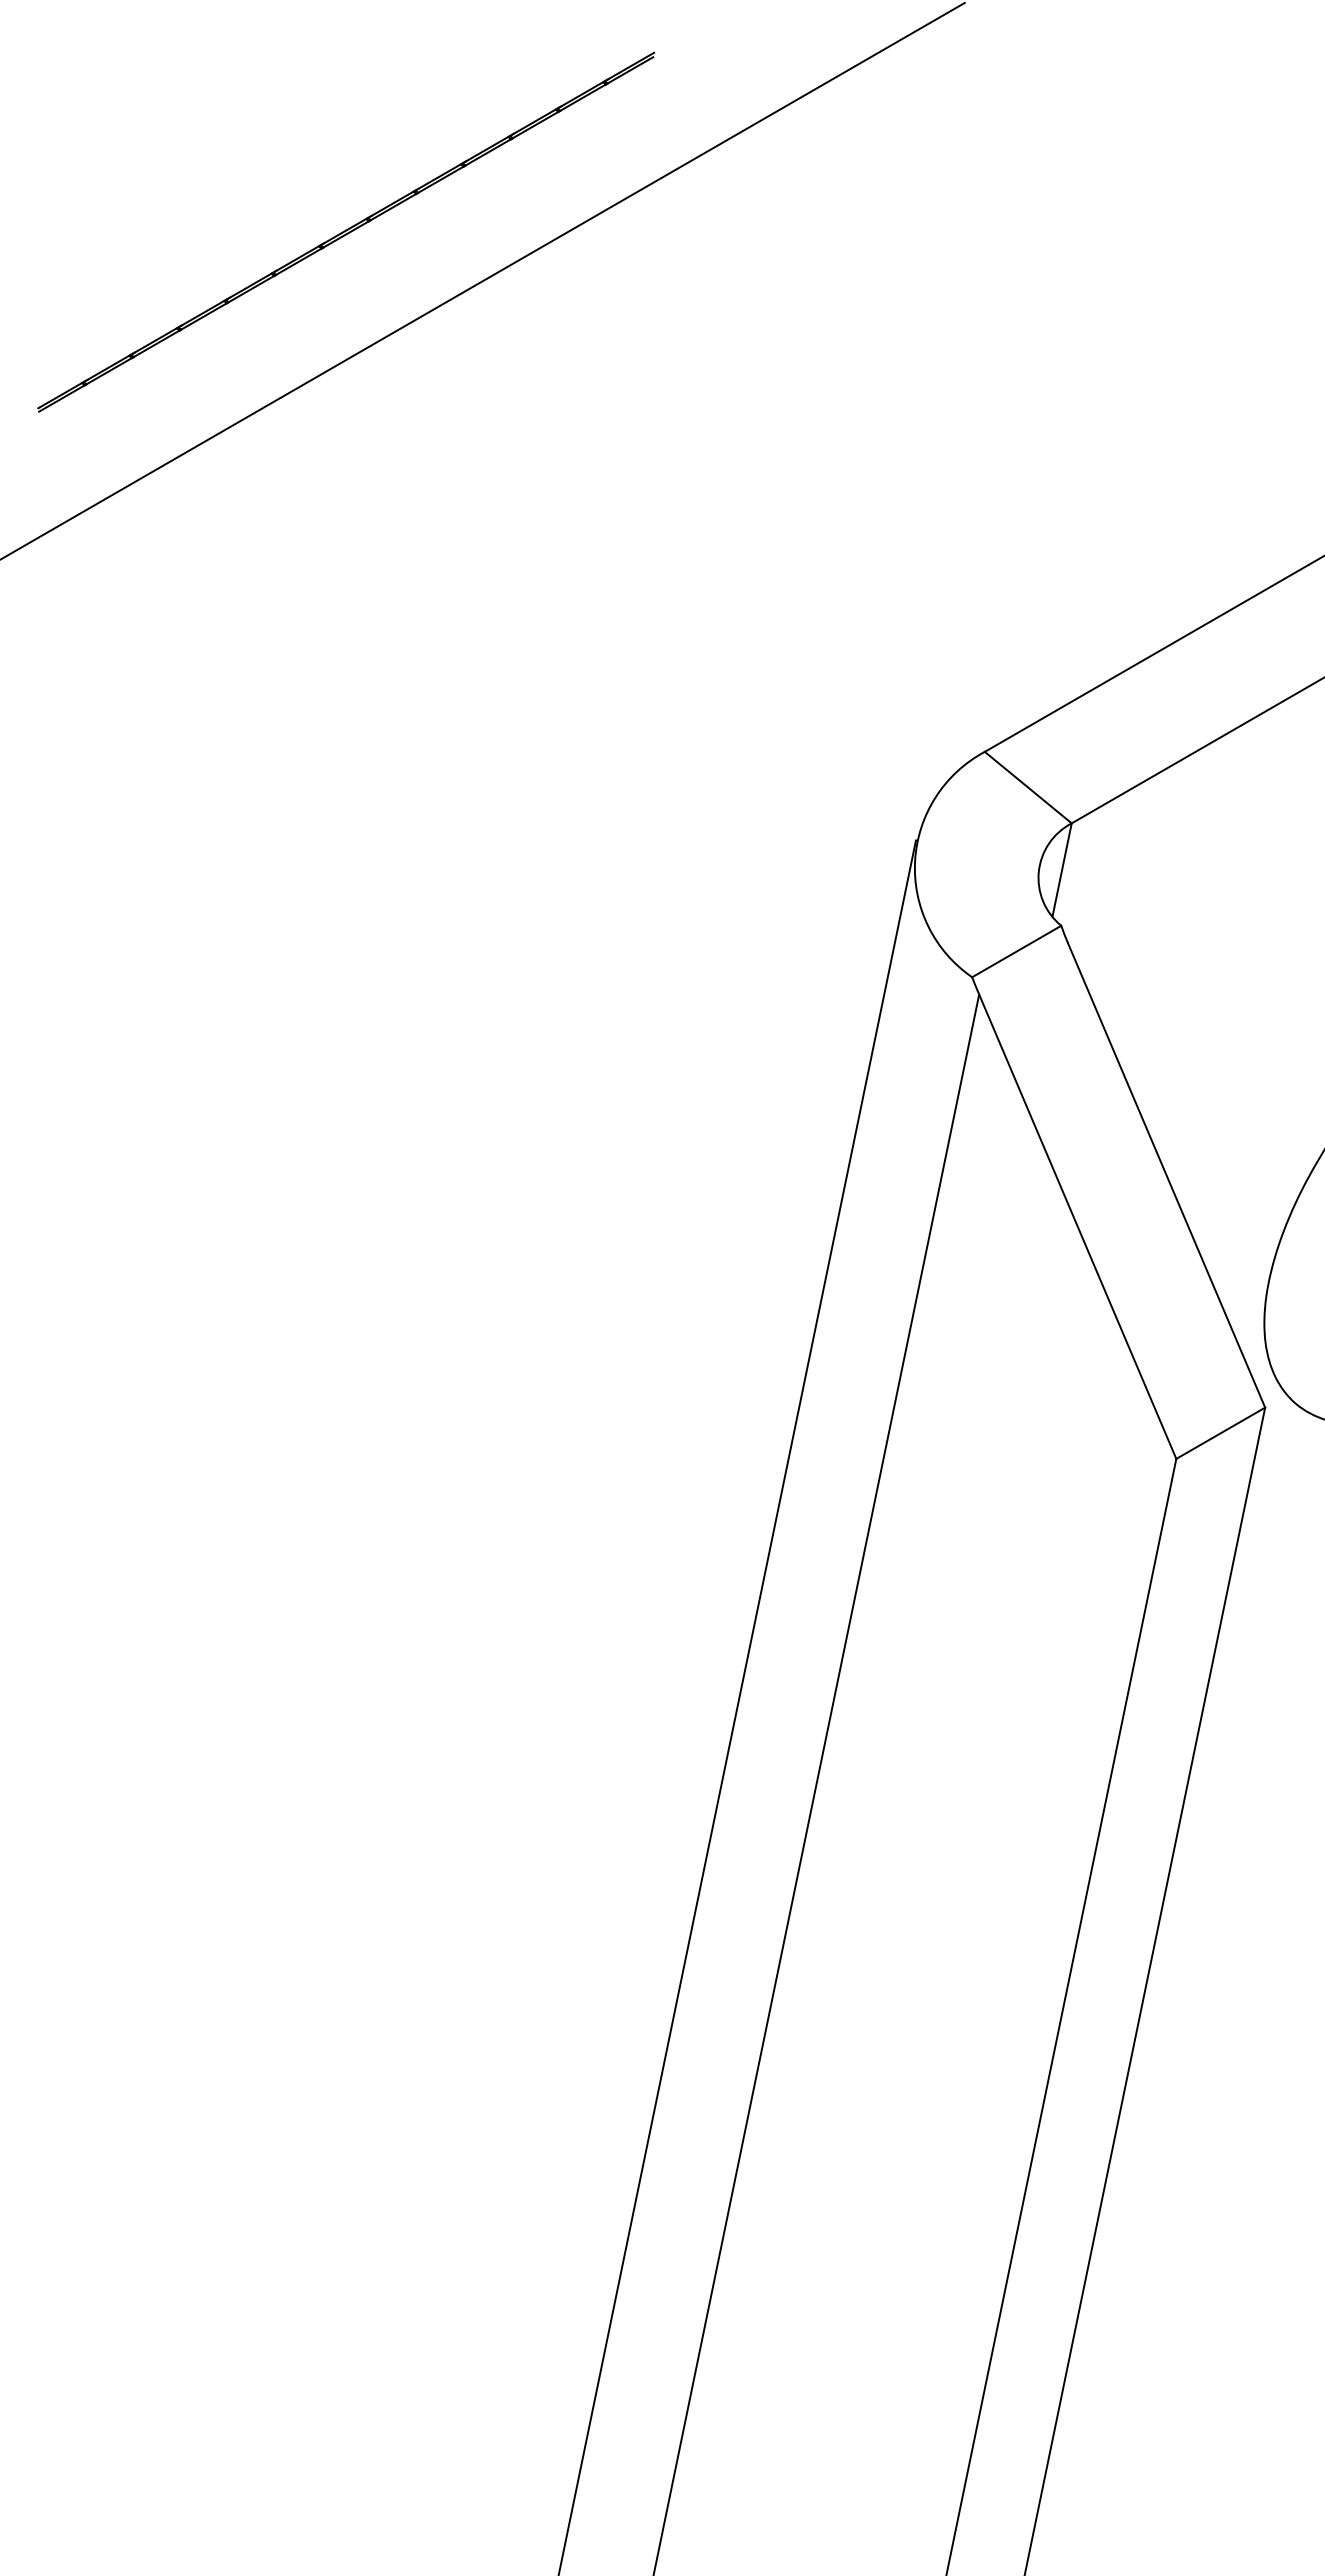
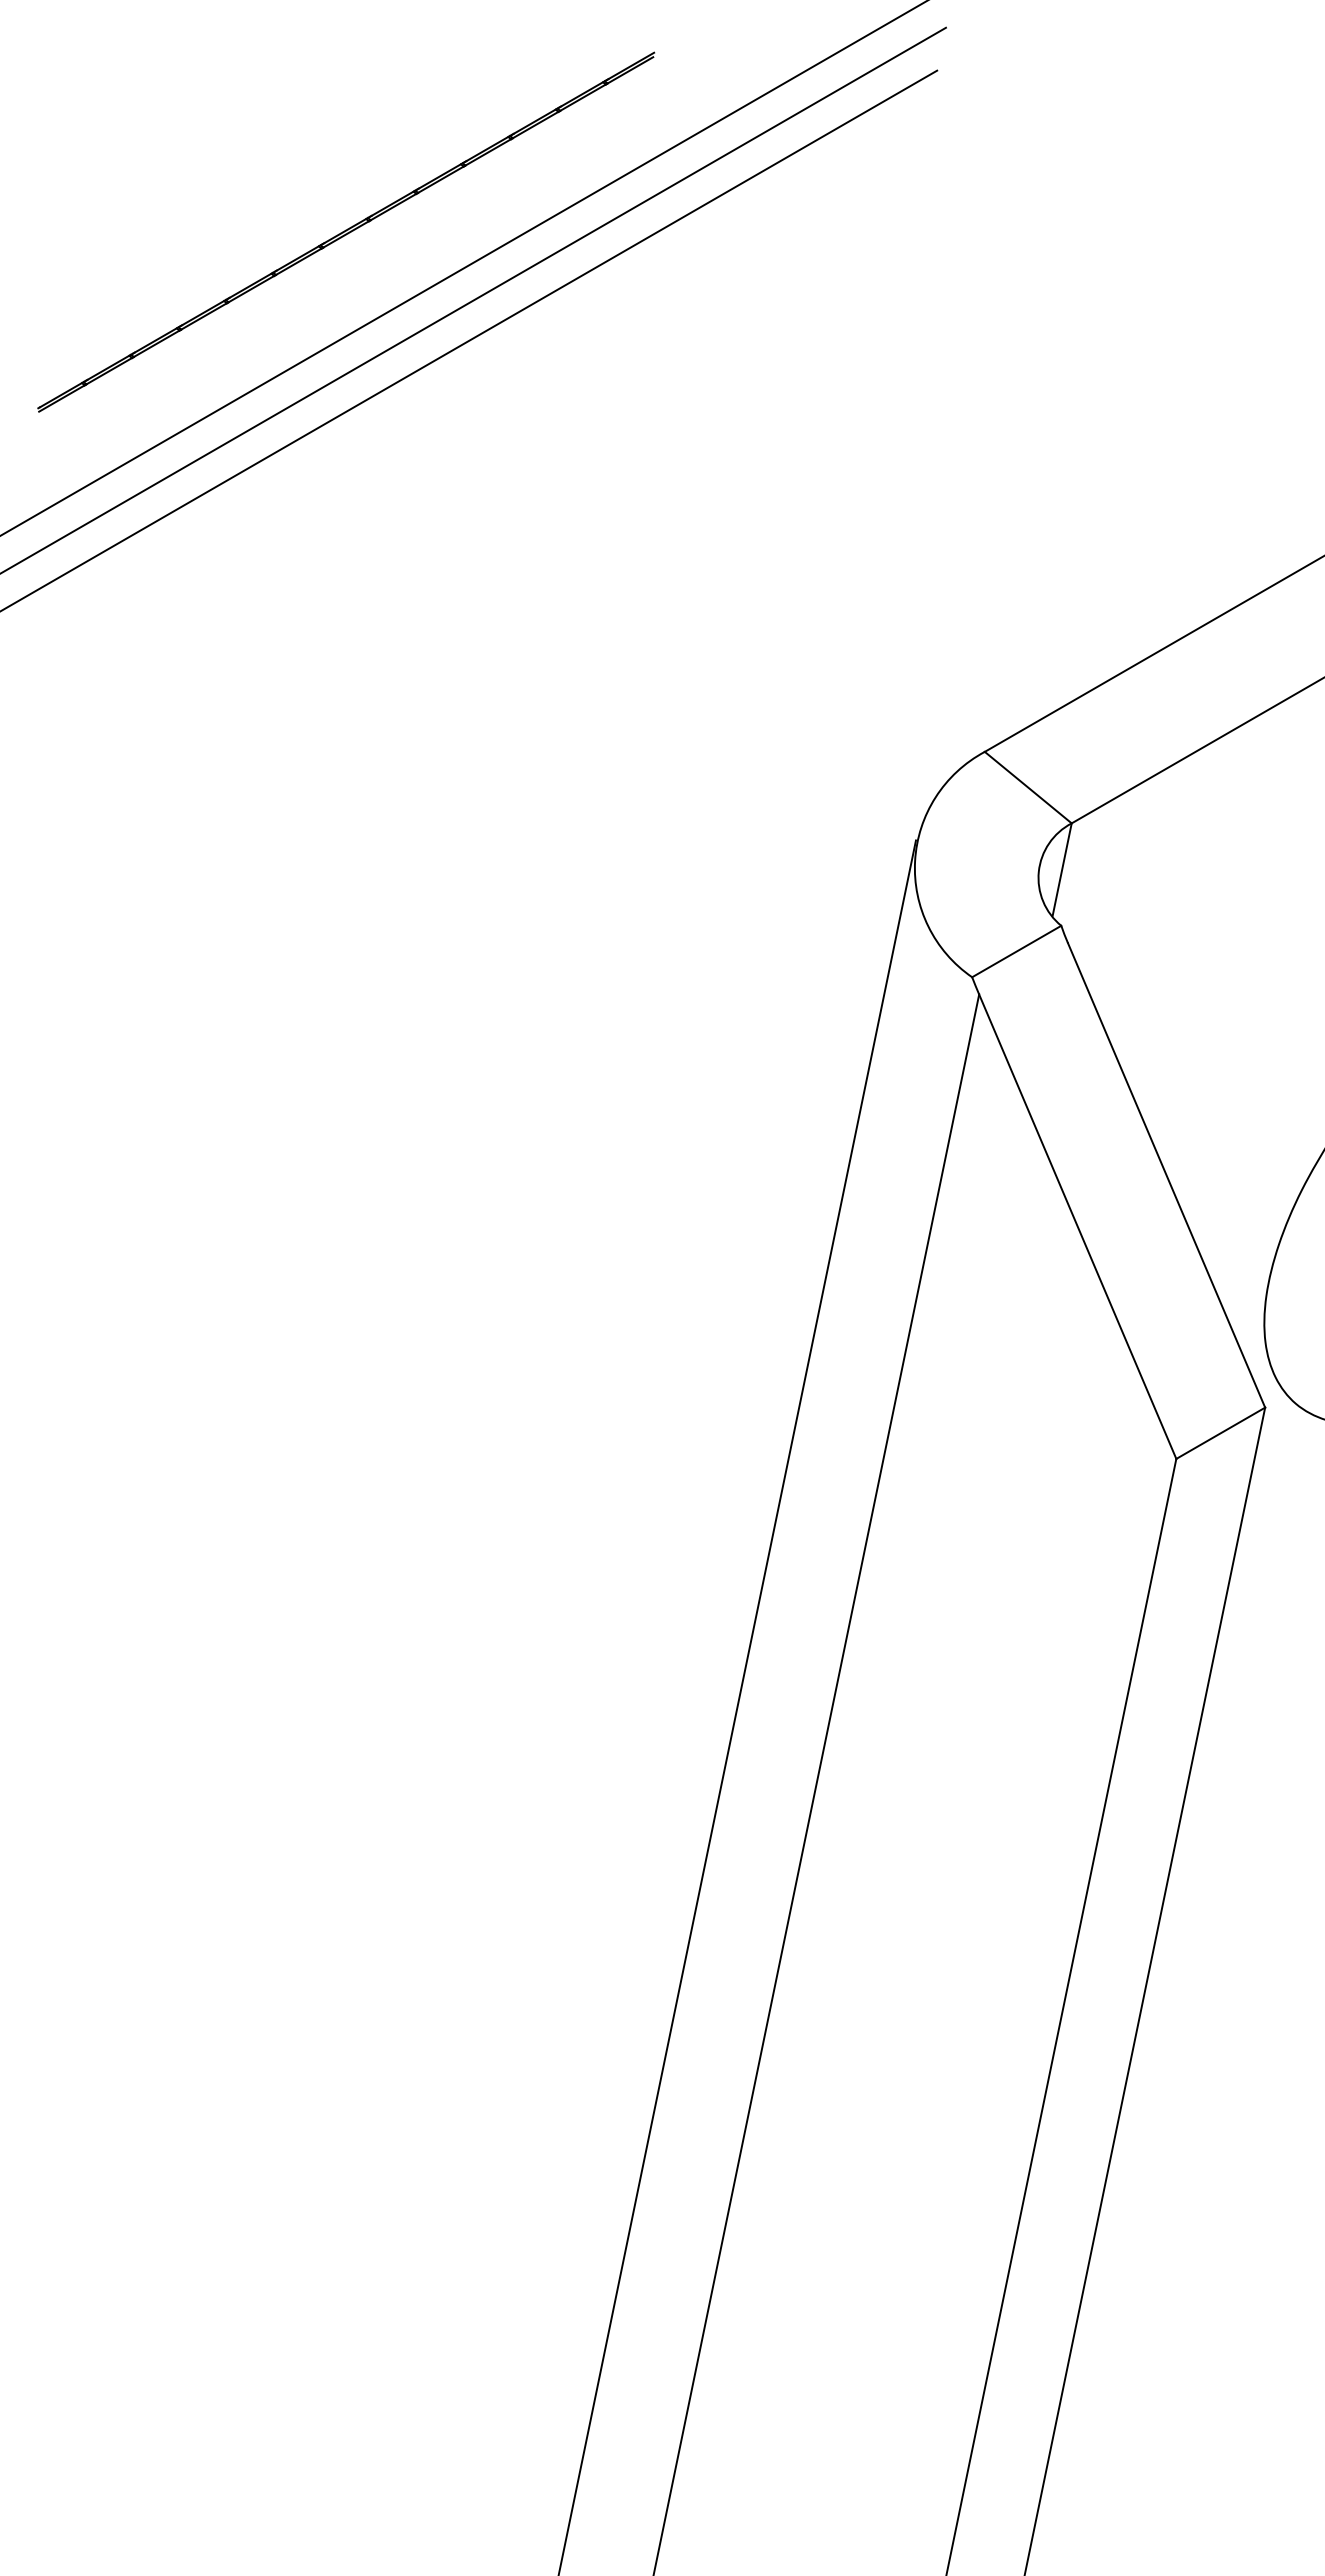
line position: (483, 280) -> (463, 268) (463, 268)
line: none -> present (474, 299)
line: none -> present (469, 340)
